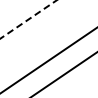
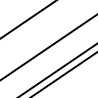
line: dashed -> solid (28, 19)
line position: (48, 60) -> (48, 47) (48, 47)
line: none -> present (58, 69)
